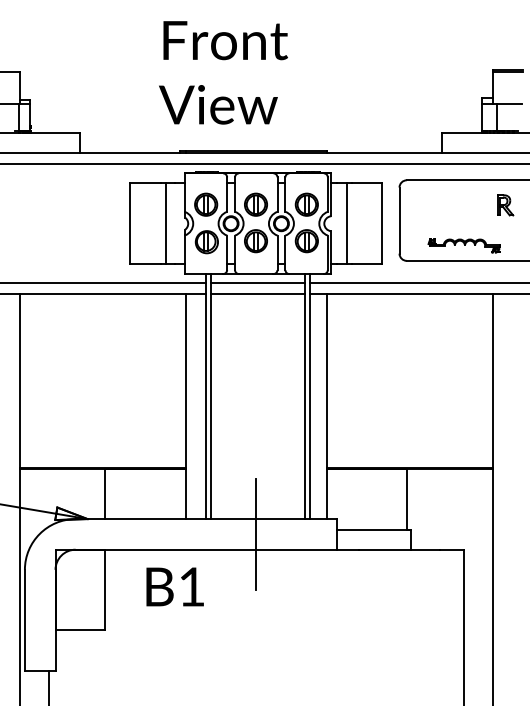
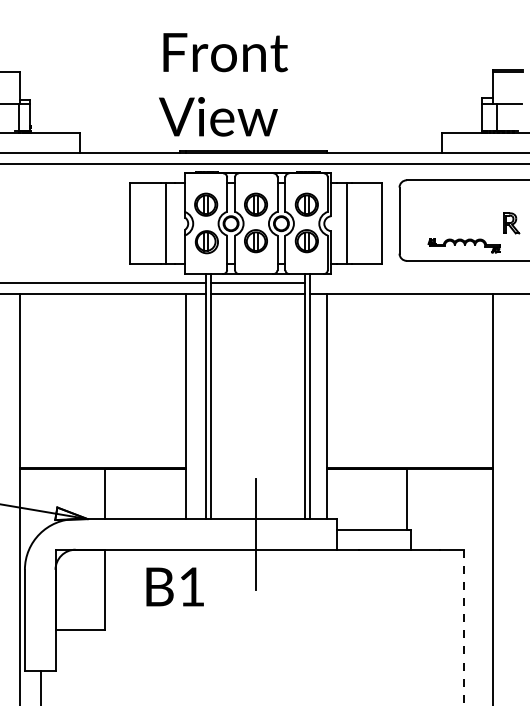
text position: (223, 72) -> (223, 84) (223, 84)
part position: (505, 205) -> (511, 223) (511, 223)
line: present -> none (417, 283)
line: solid -> dashed (463, 627)
line position: (48, 686) -> (40, 686) (40, 686)
